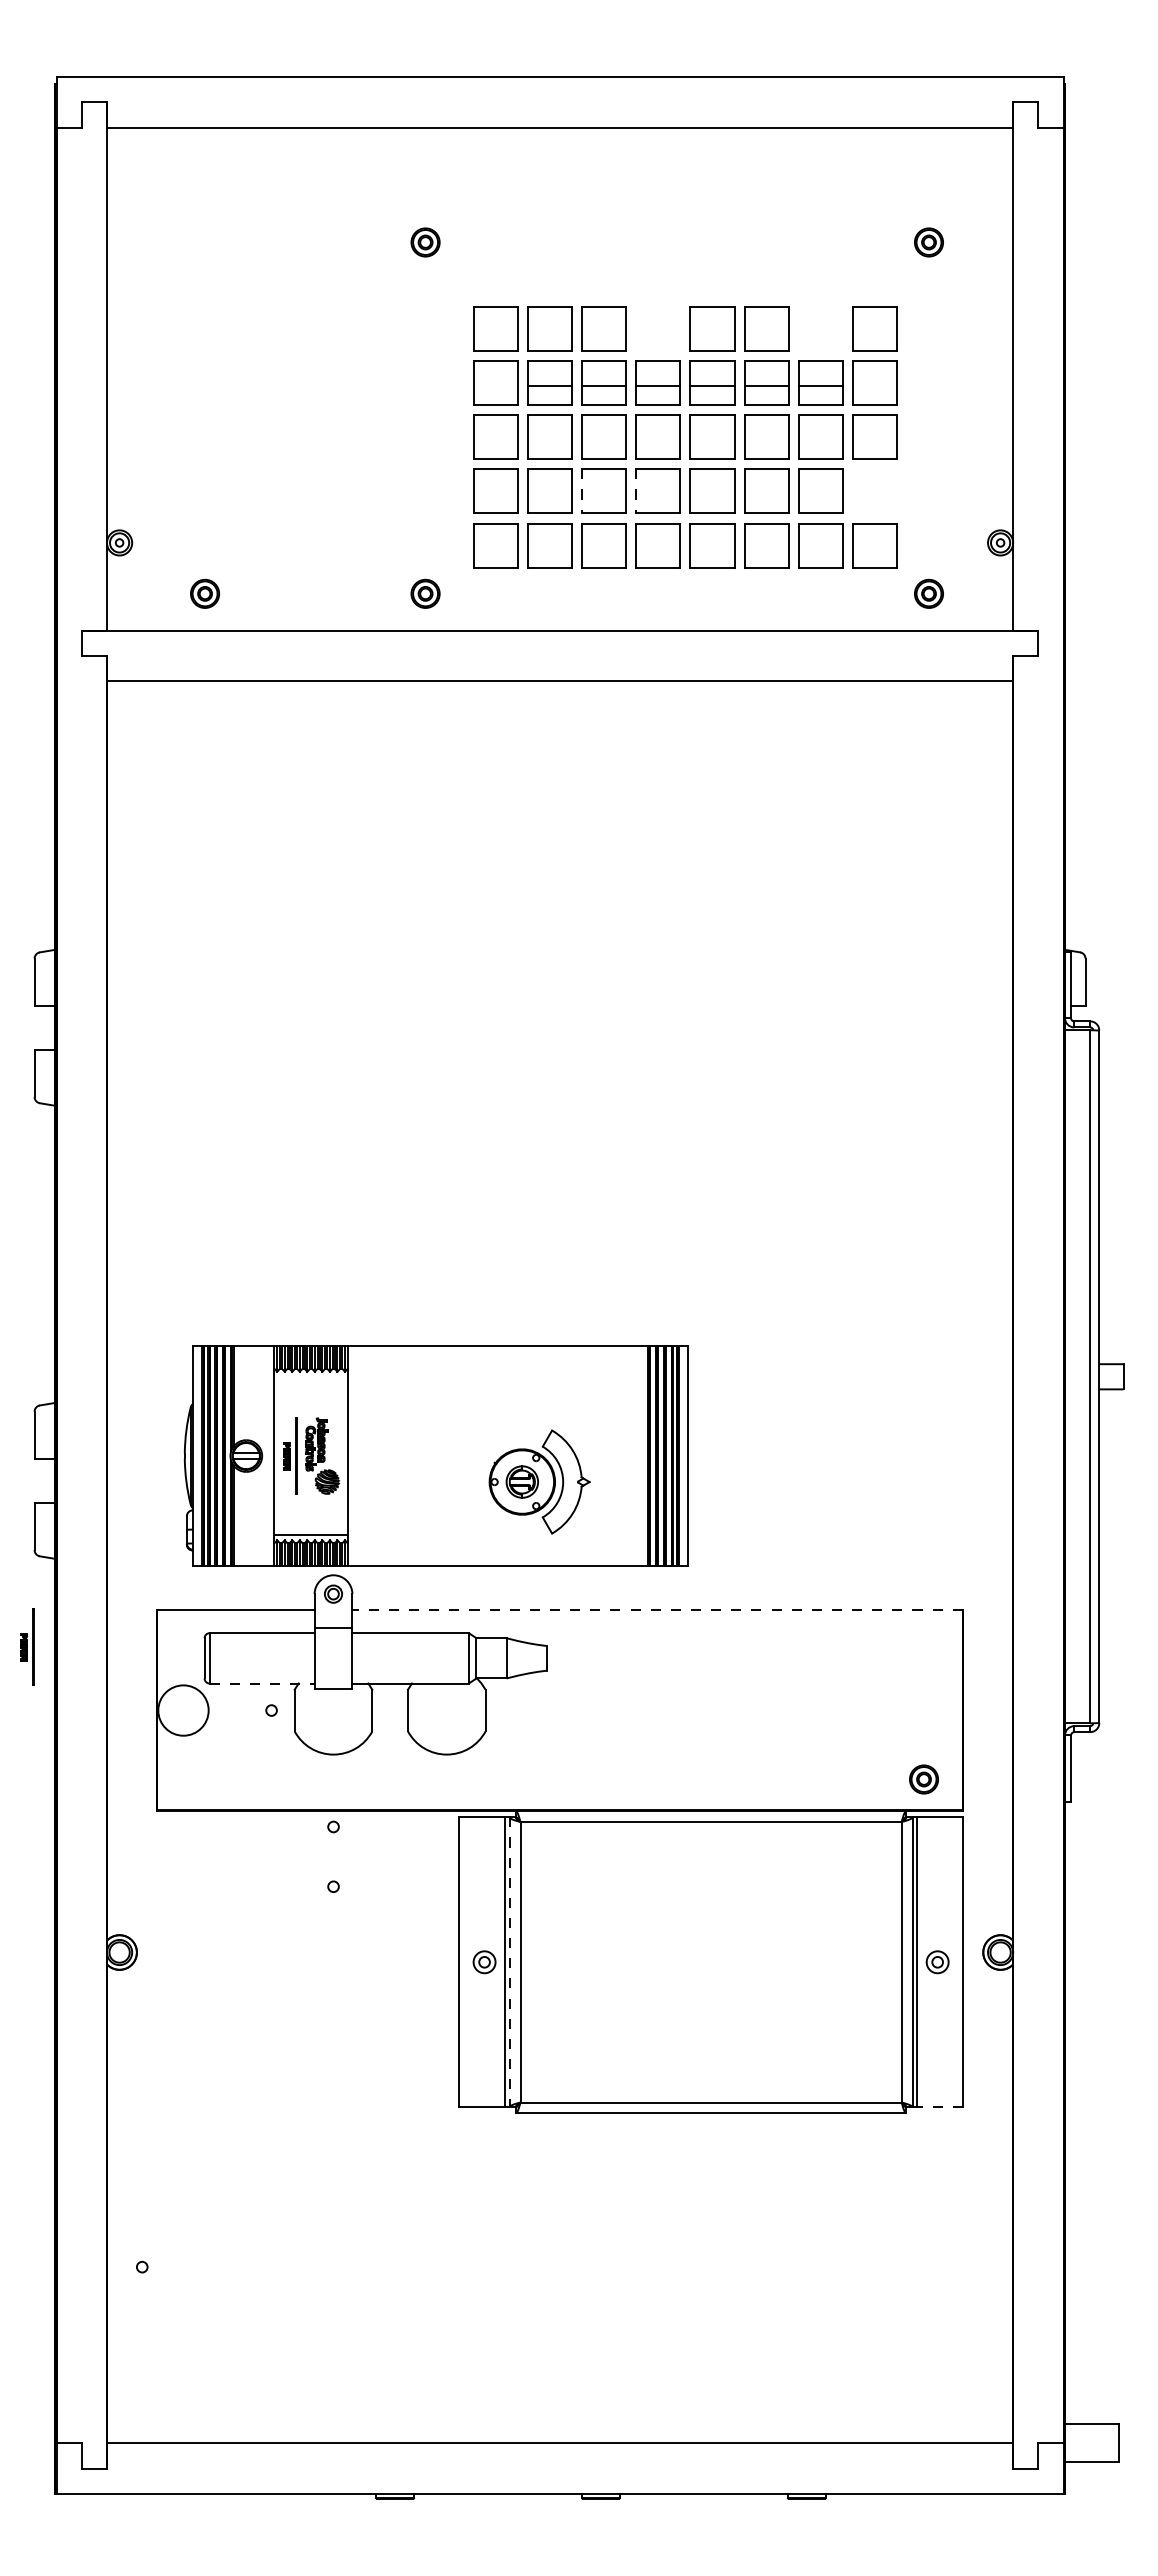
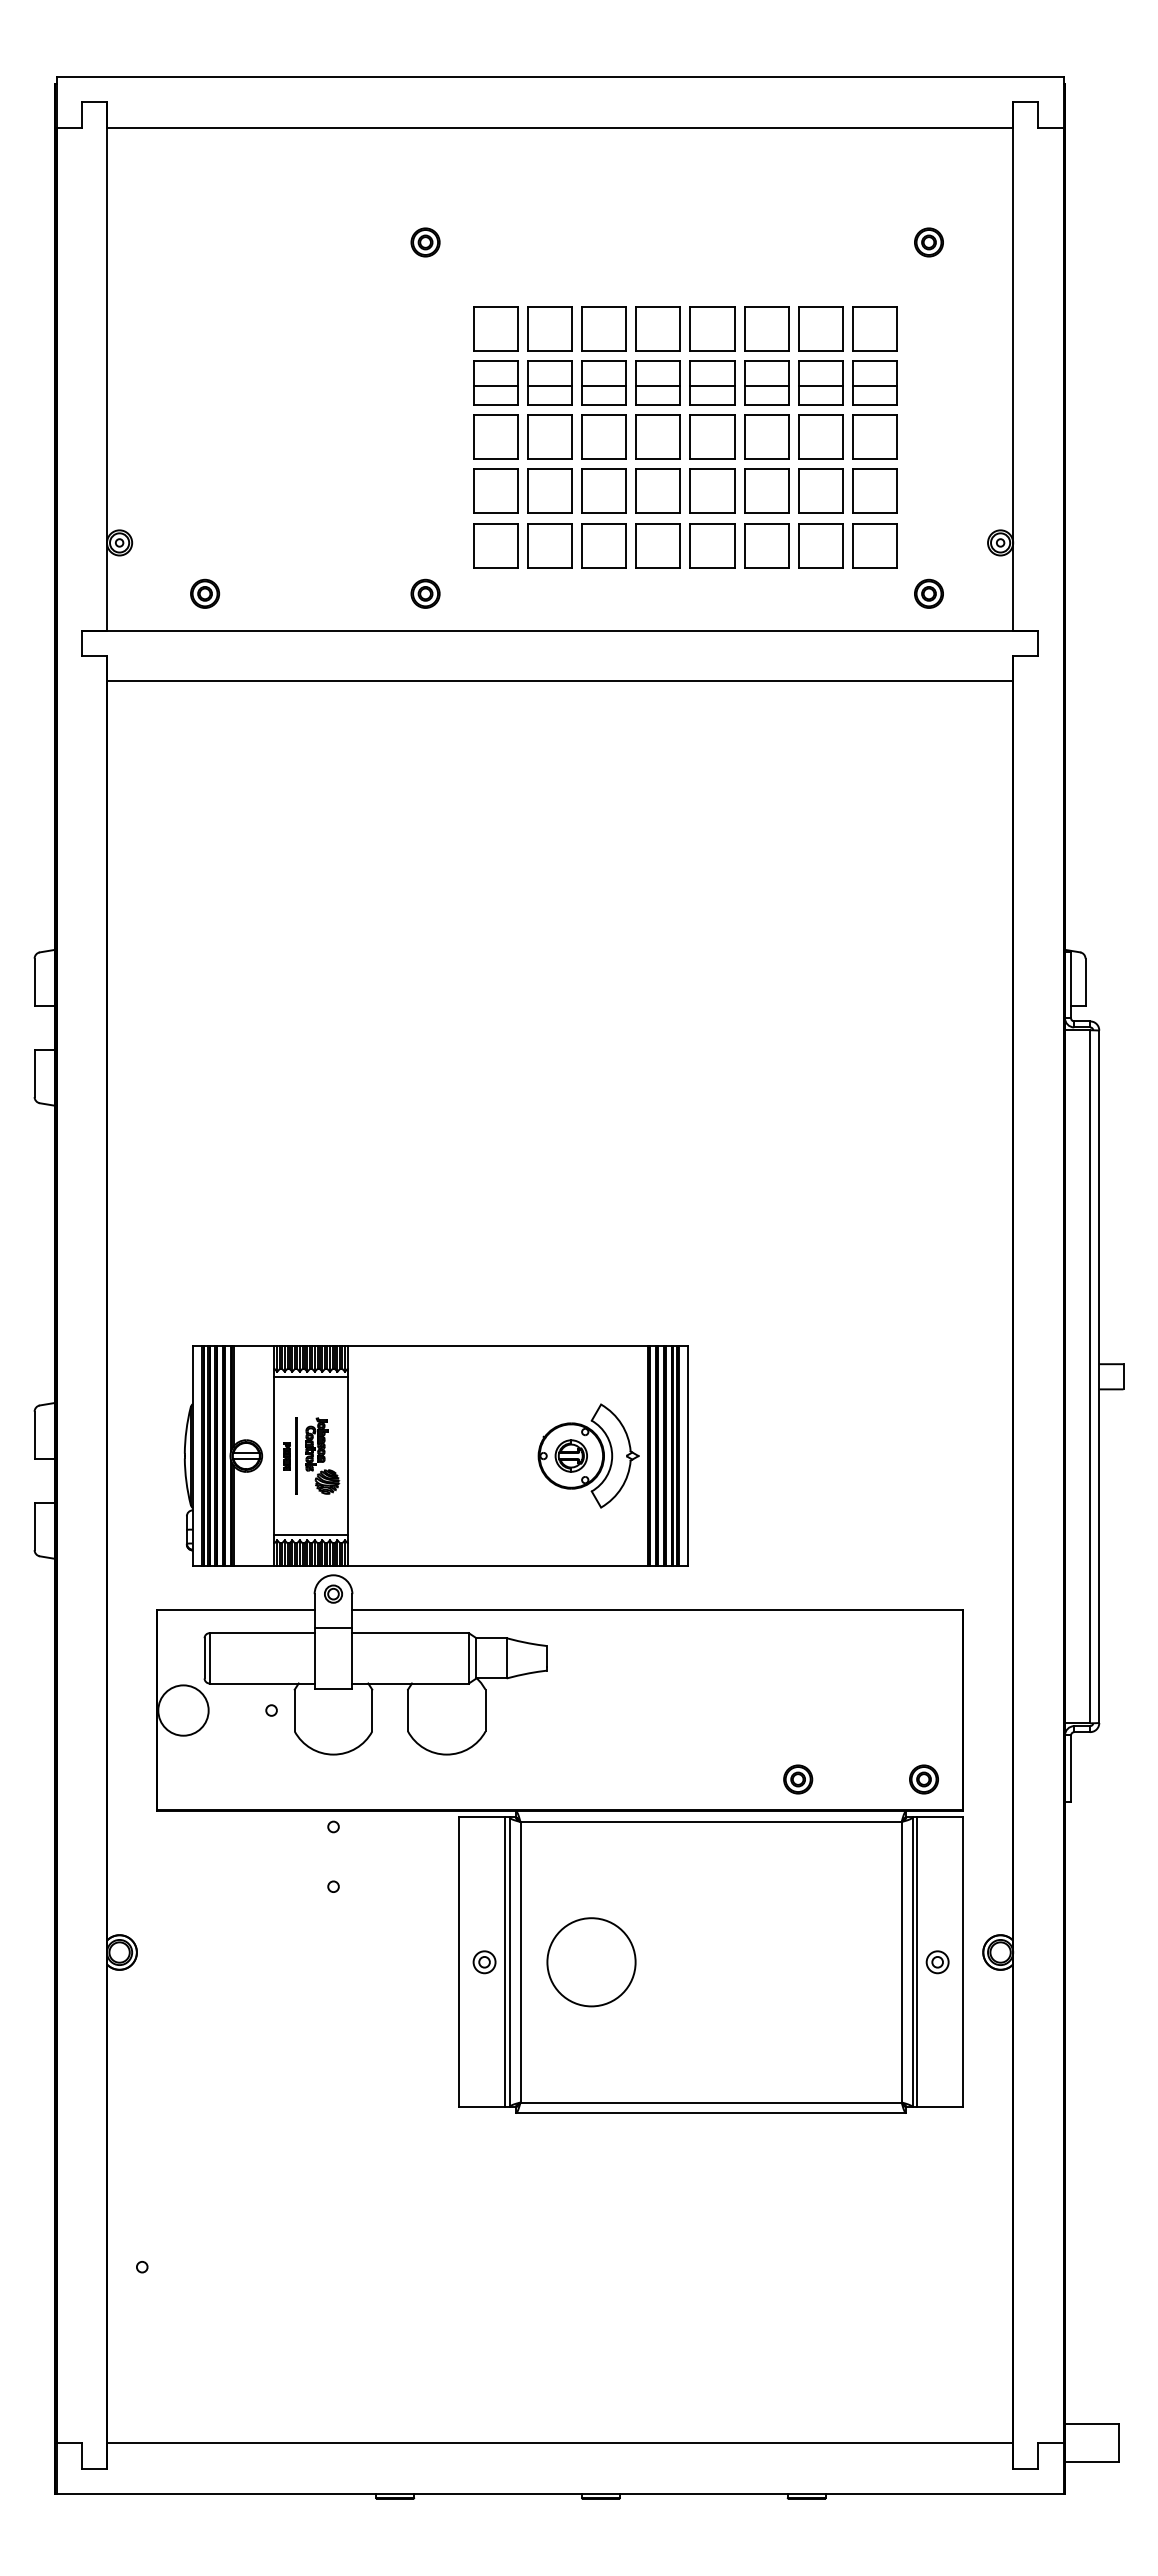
part: none -> present (657, 328)
part: none -> present (820, 328)
line: none -> present (495, 385)
line: none -> present (874, 385)
part: none -> present (874, 490)
line: dashed -> solid (582, 491)
line: dashed -> solid (636, 491)
line: none -> present (311, 1376)
part position: (539, 1481) -> (588, 1455) (588, 1455)
line: dashed -> solid (657, 1609)
part: present -> none (27, 1646)
line: dashed -> solid (262, 1683)
part: none -> present (798, 1779)
line: dashed -> solid (509, 1962)
circle: none -> present (591, 1962)
line: dashed -> solid (940, 2107)
